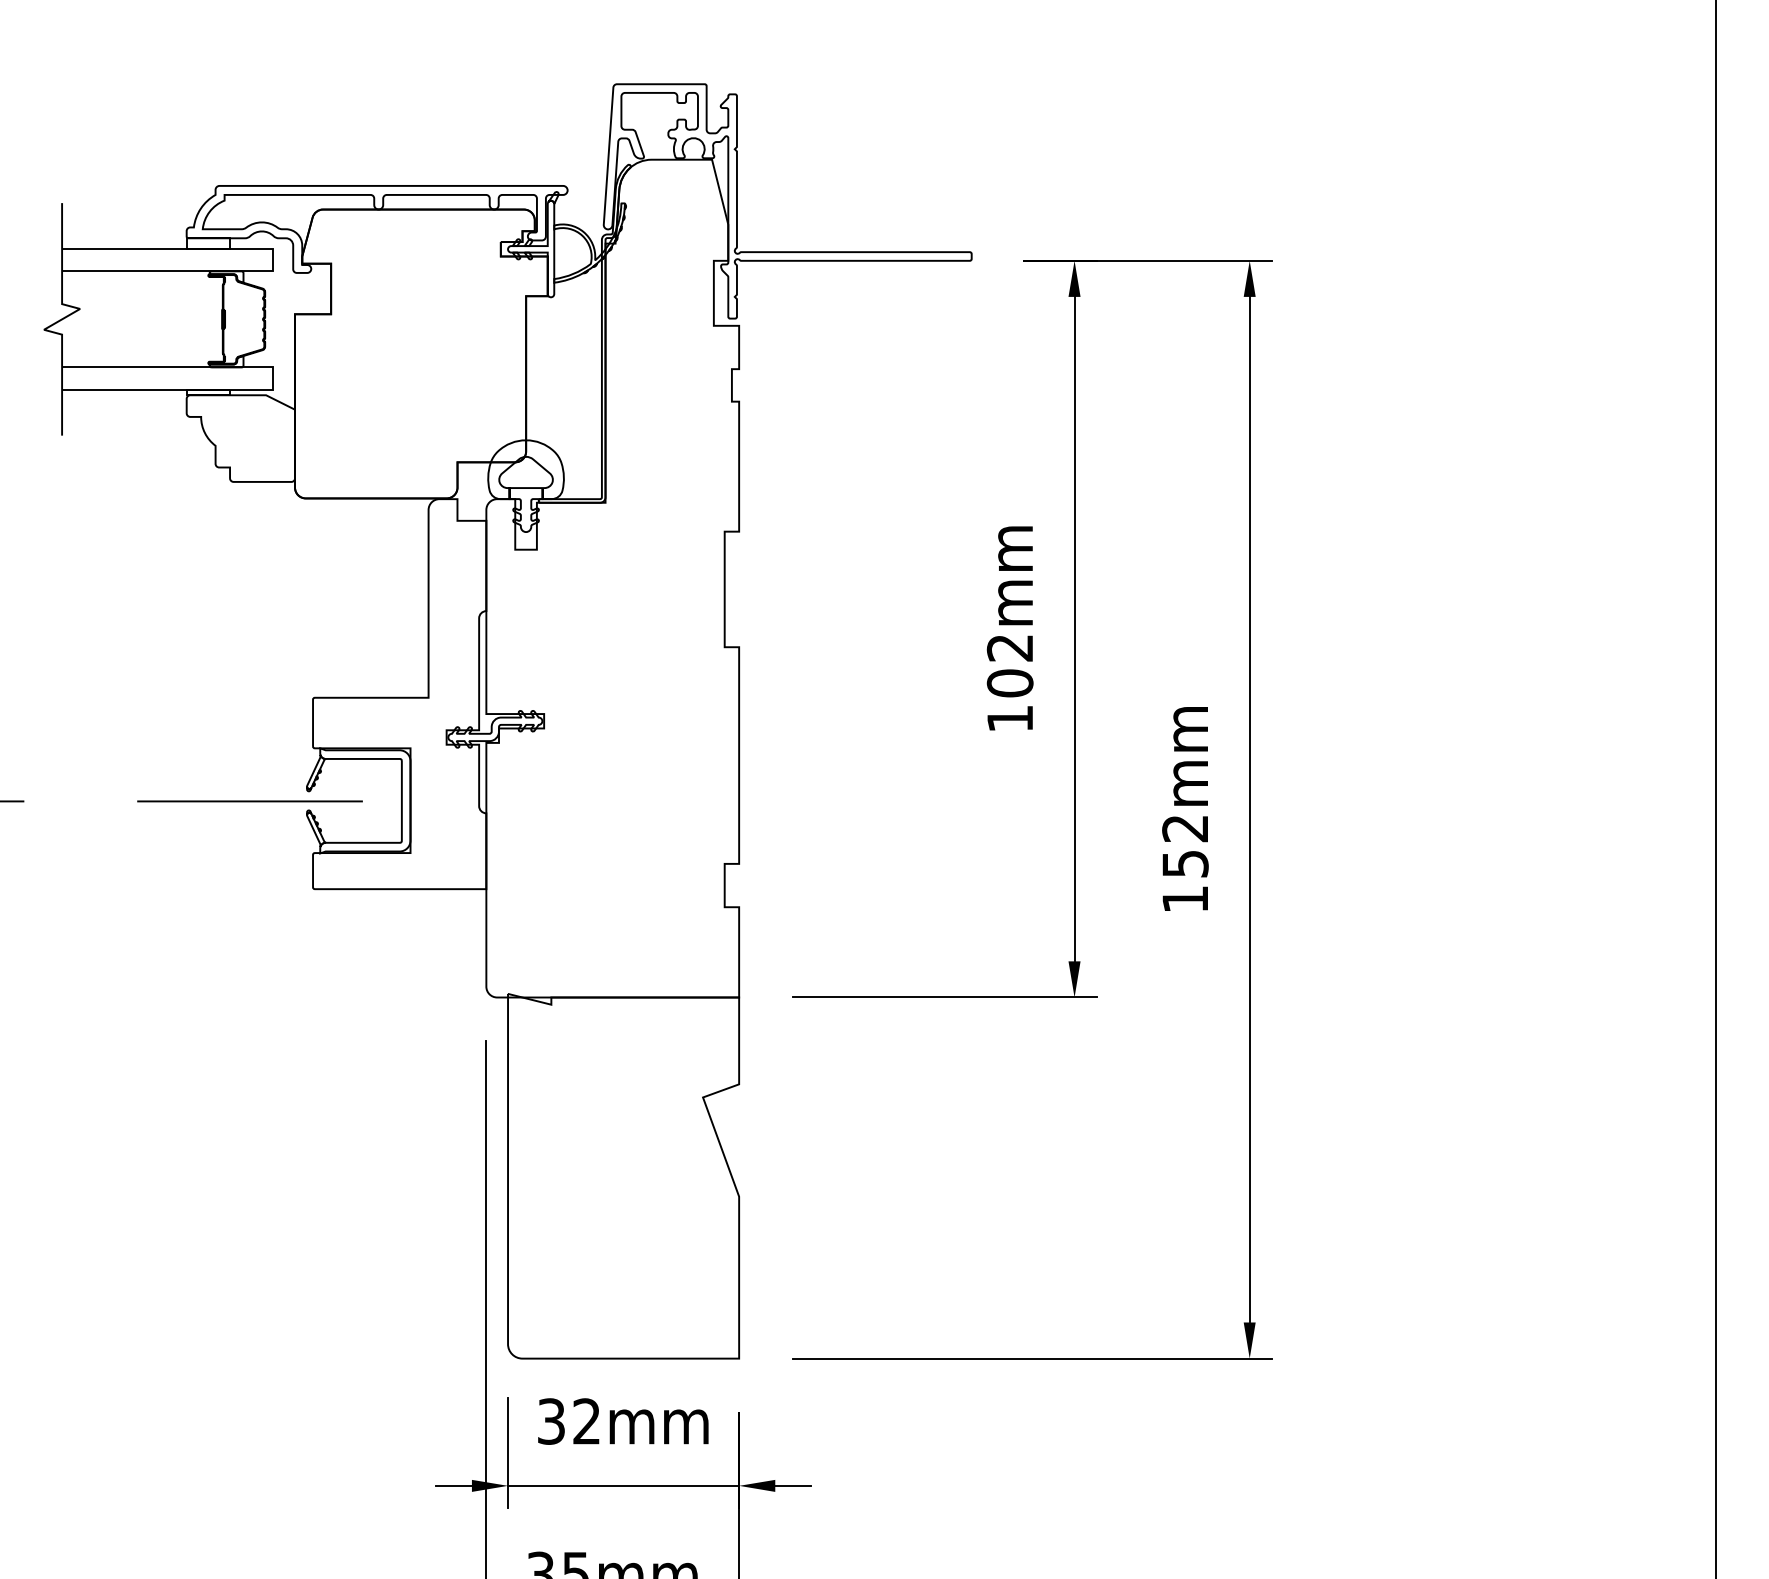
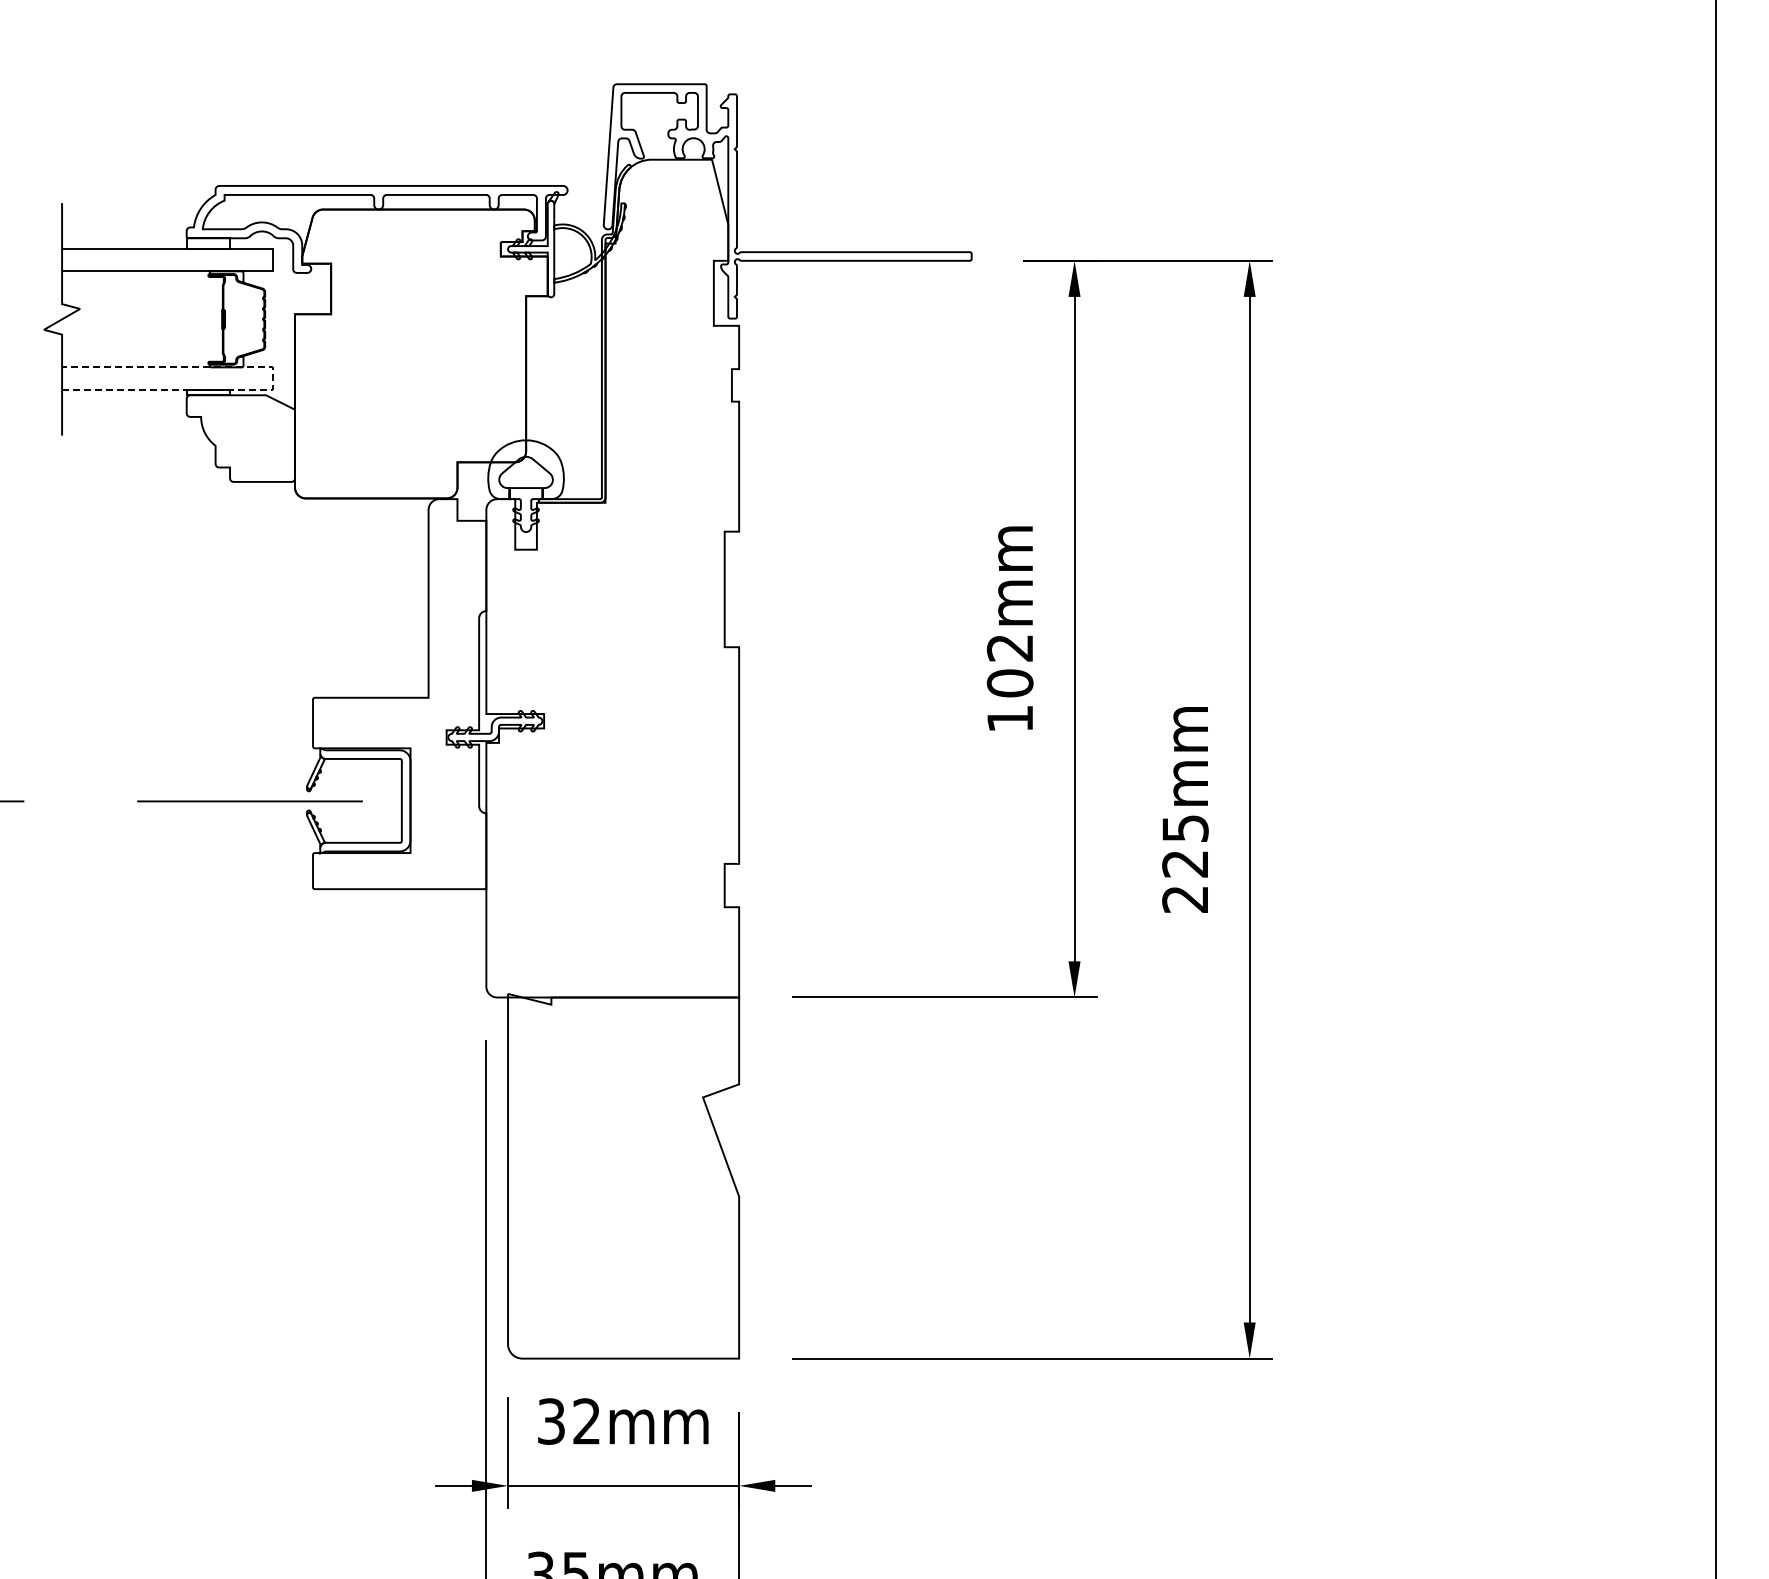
line: solid -> dashed (273, 378)
text: 152mm -> 225mm (1185, 863)
